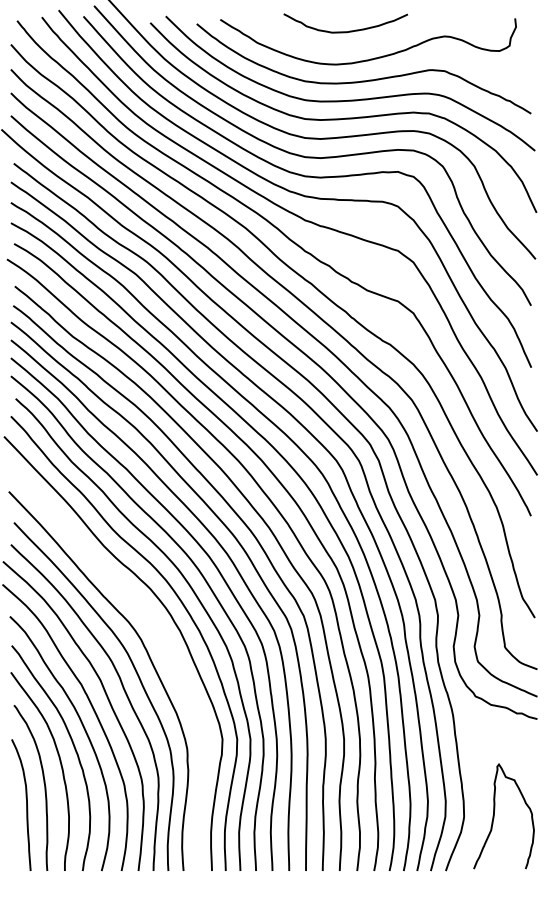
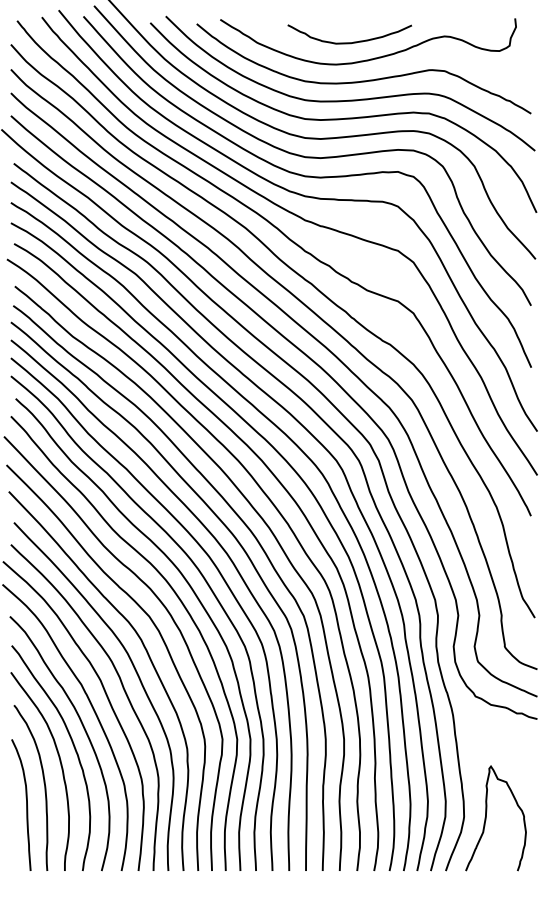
curve position: (345, 31) -> (349, 42) (349, 42)
curve: none -> present (162, 641)
curve position: (494, 816) -> (486, 818) (486, 818)
